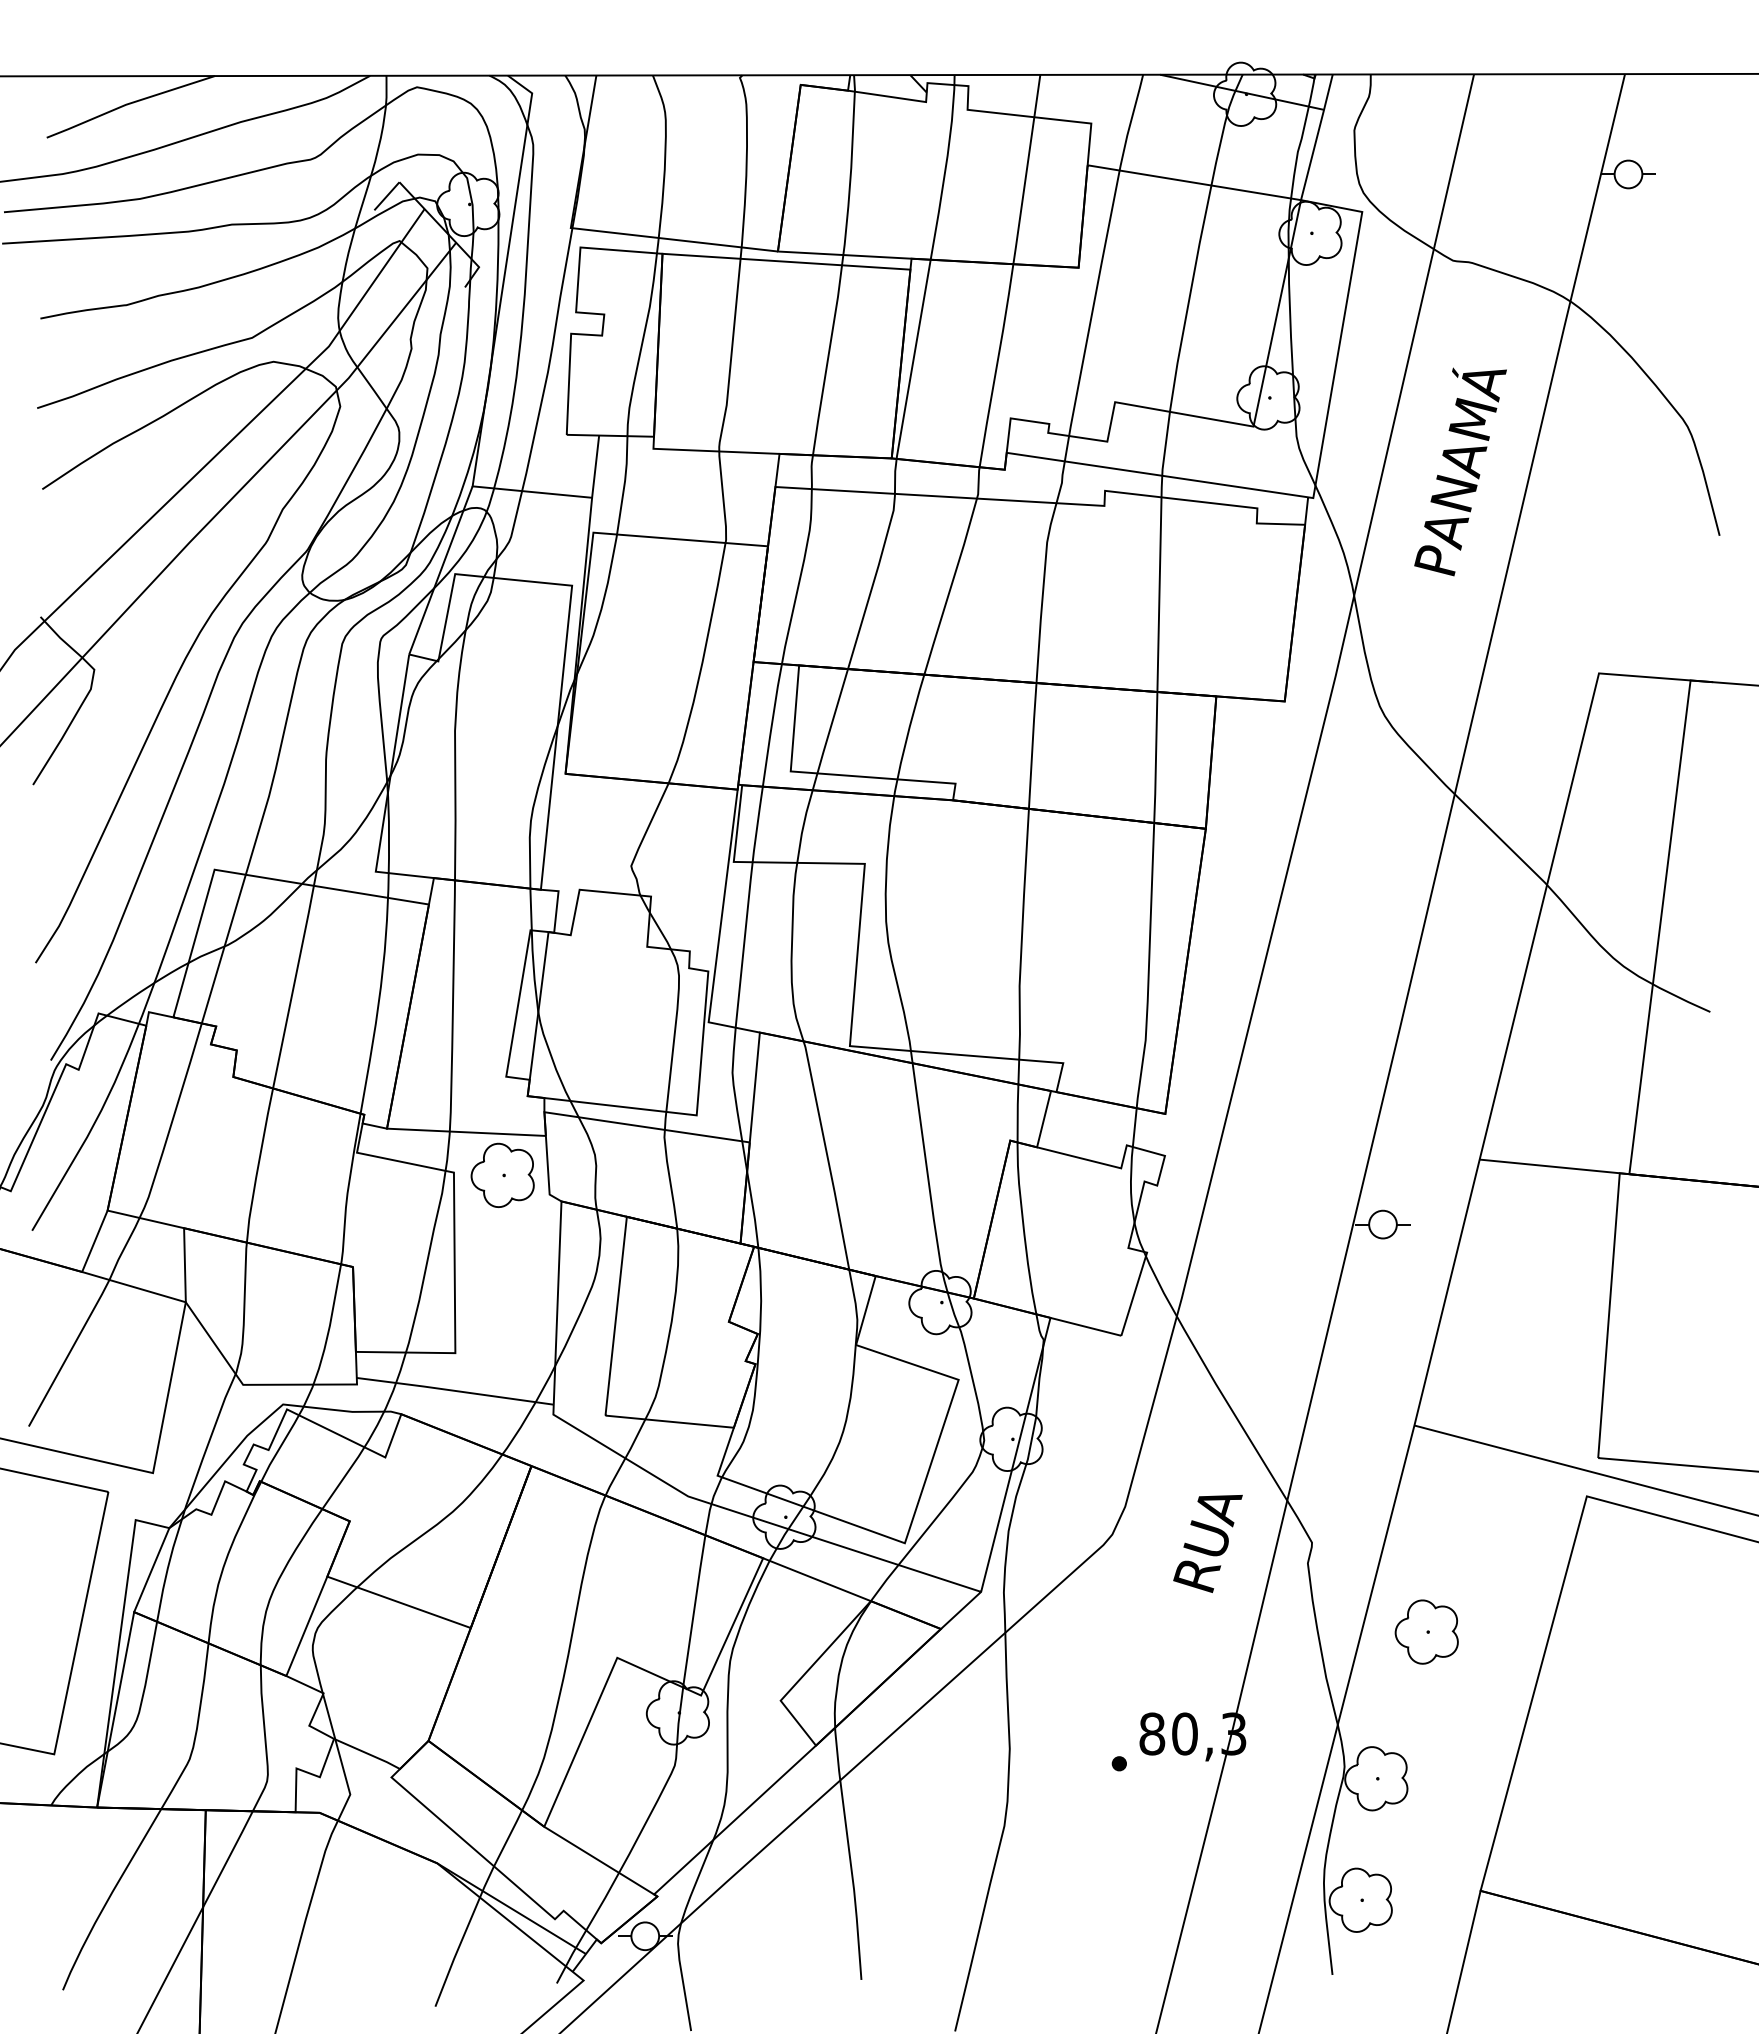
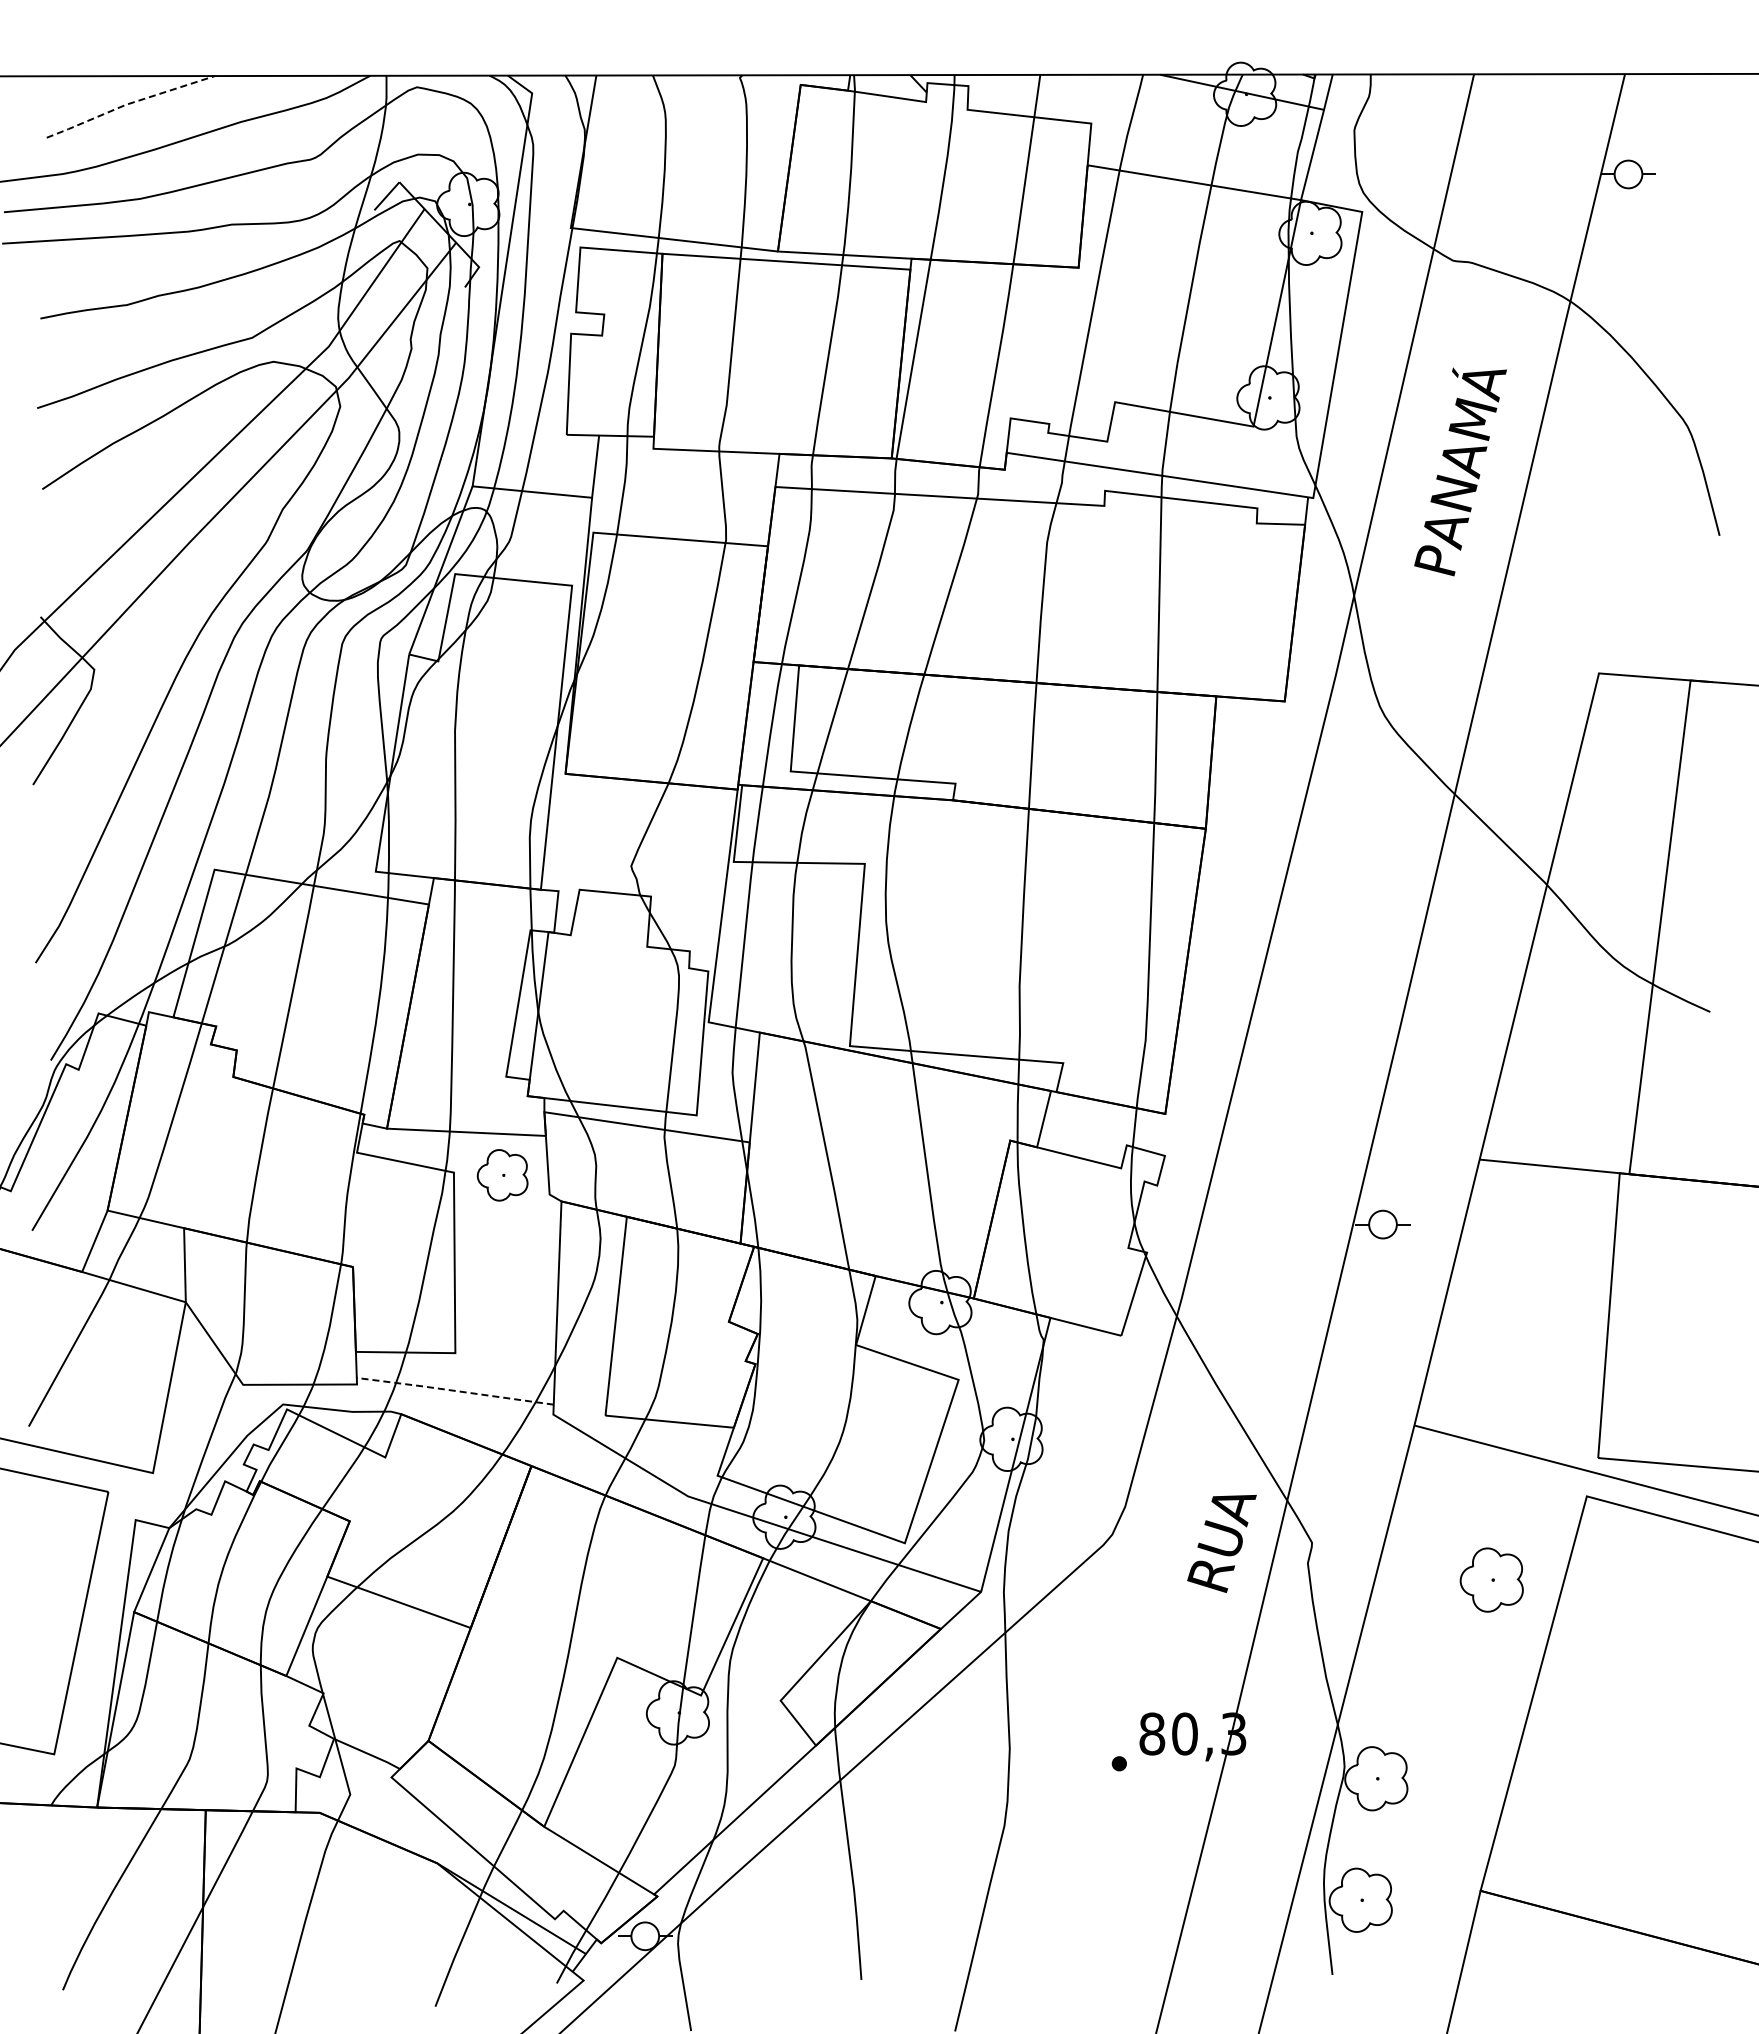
line: solid -> dashed (128, 103)
part size: 65x66 px -> 53x53 px (502, 1175)
line: solid -> dashed (454, 1390)
text position: (1207, 1543) -> (1221, 1543) (1221, 1543)
part position: (1426, 1631) -> (1491, 1579) (1491, 1579)
